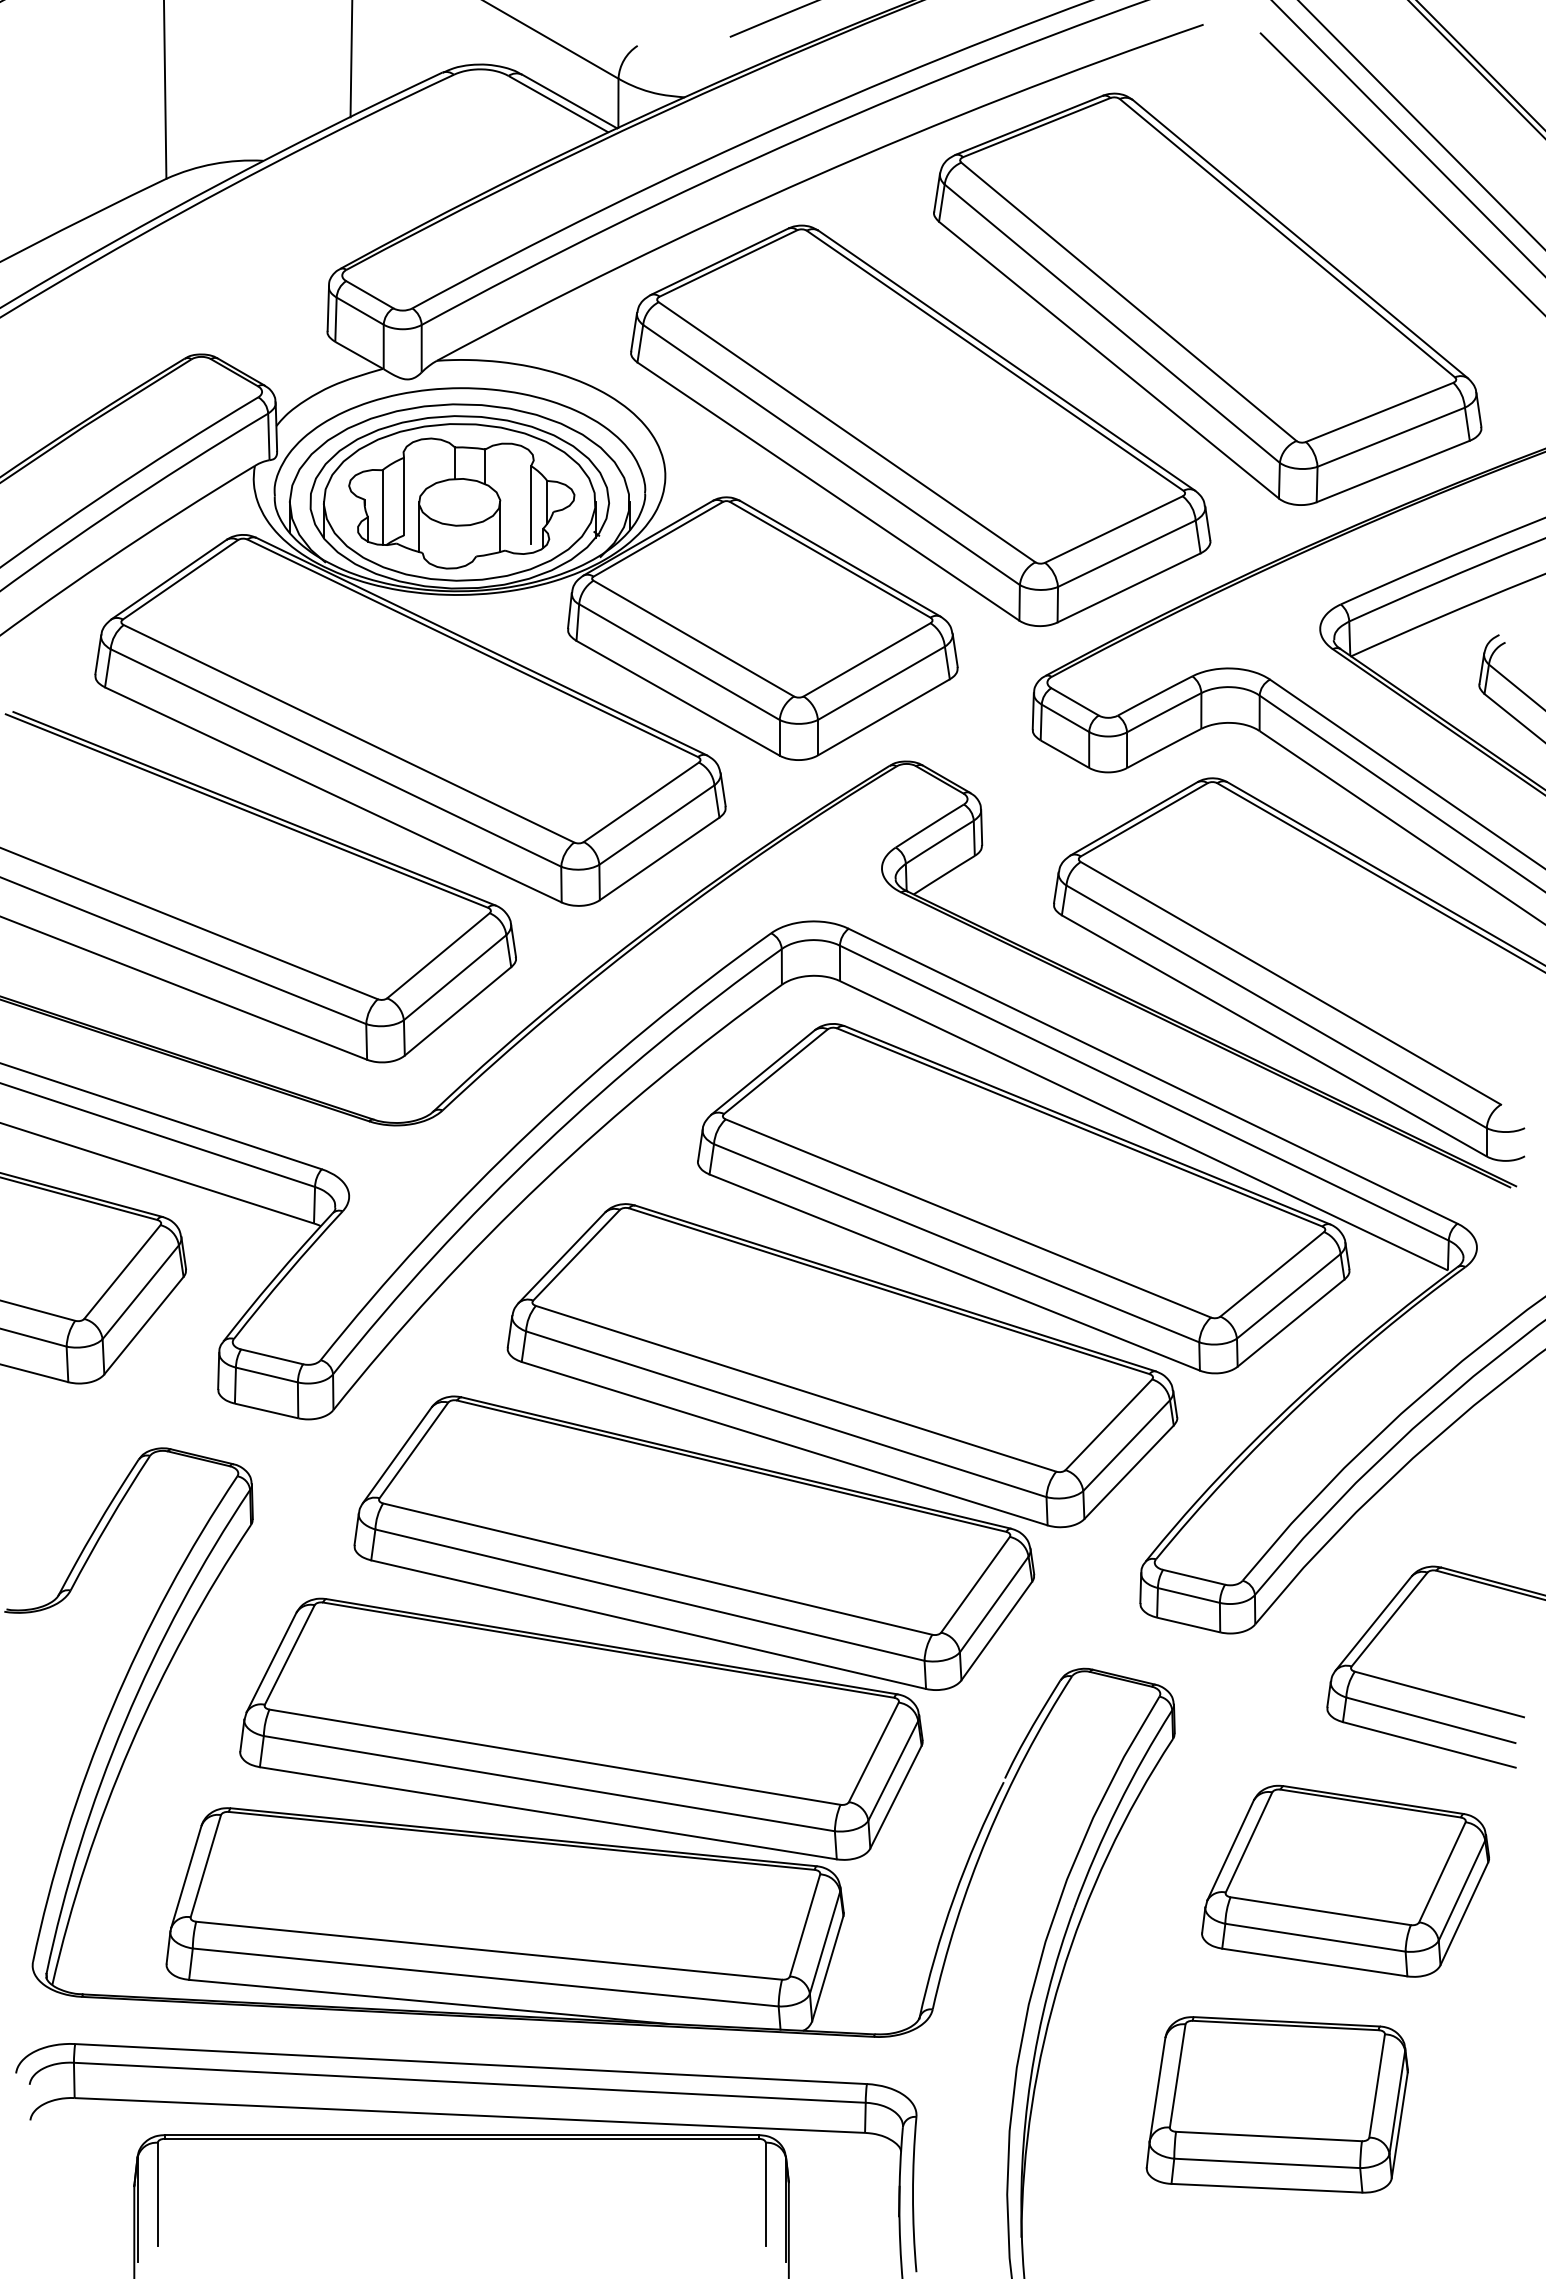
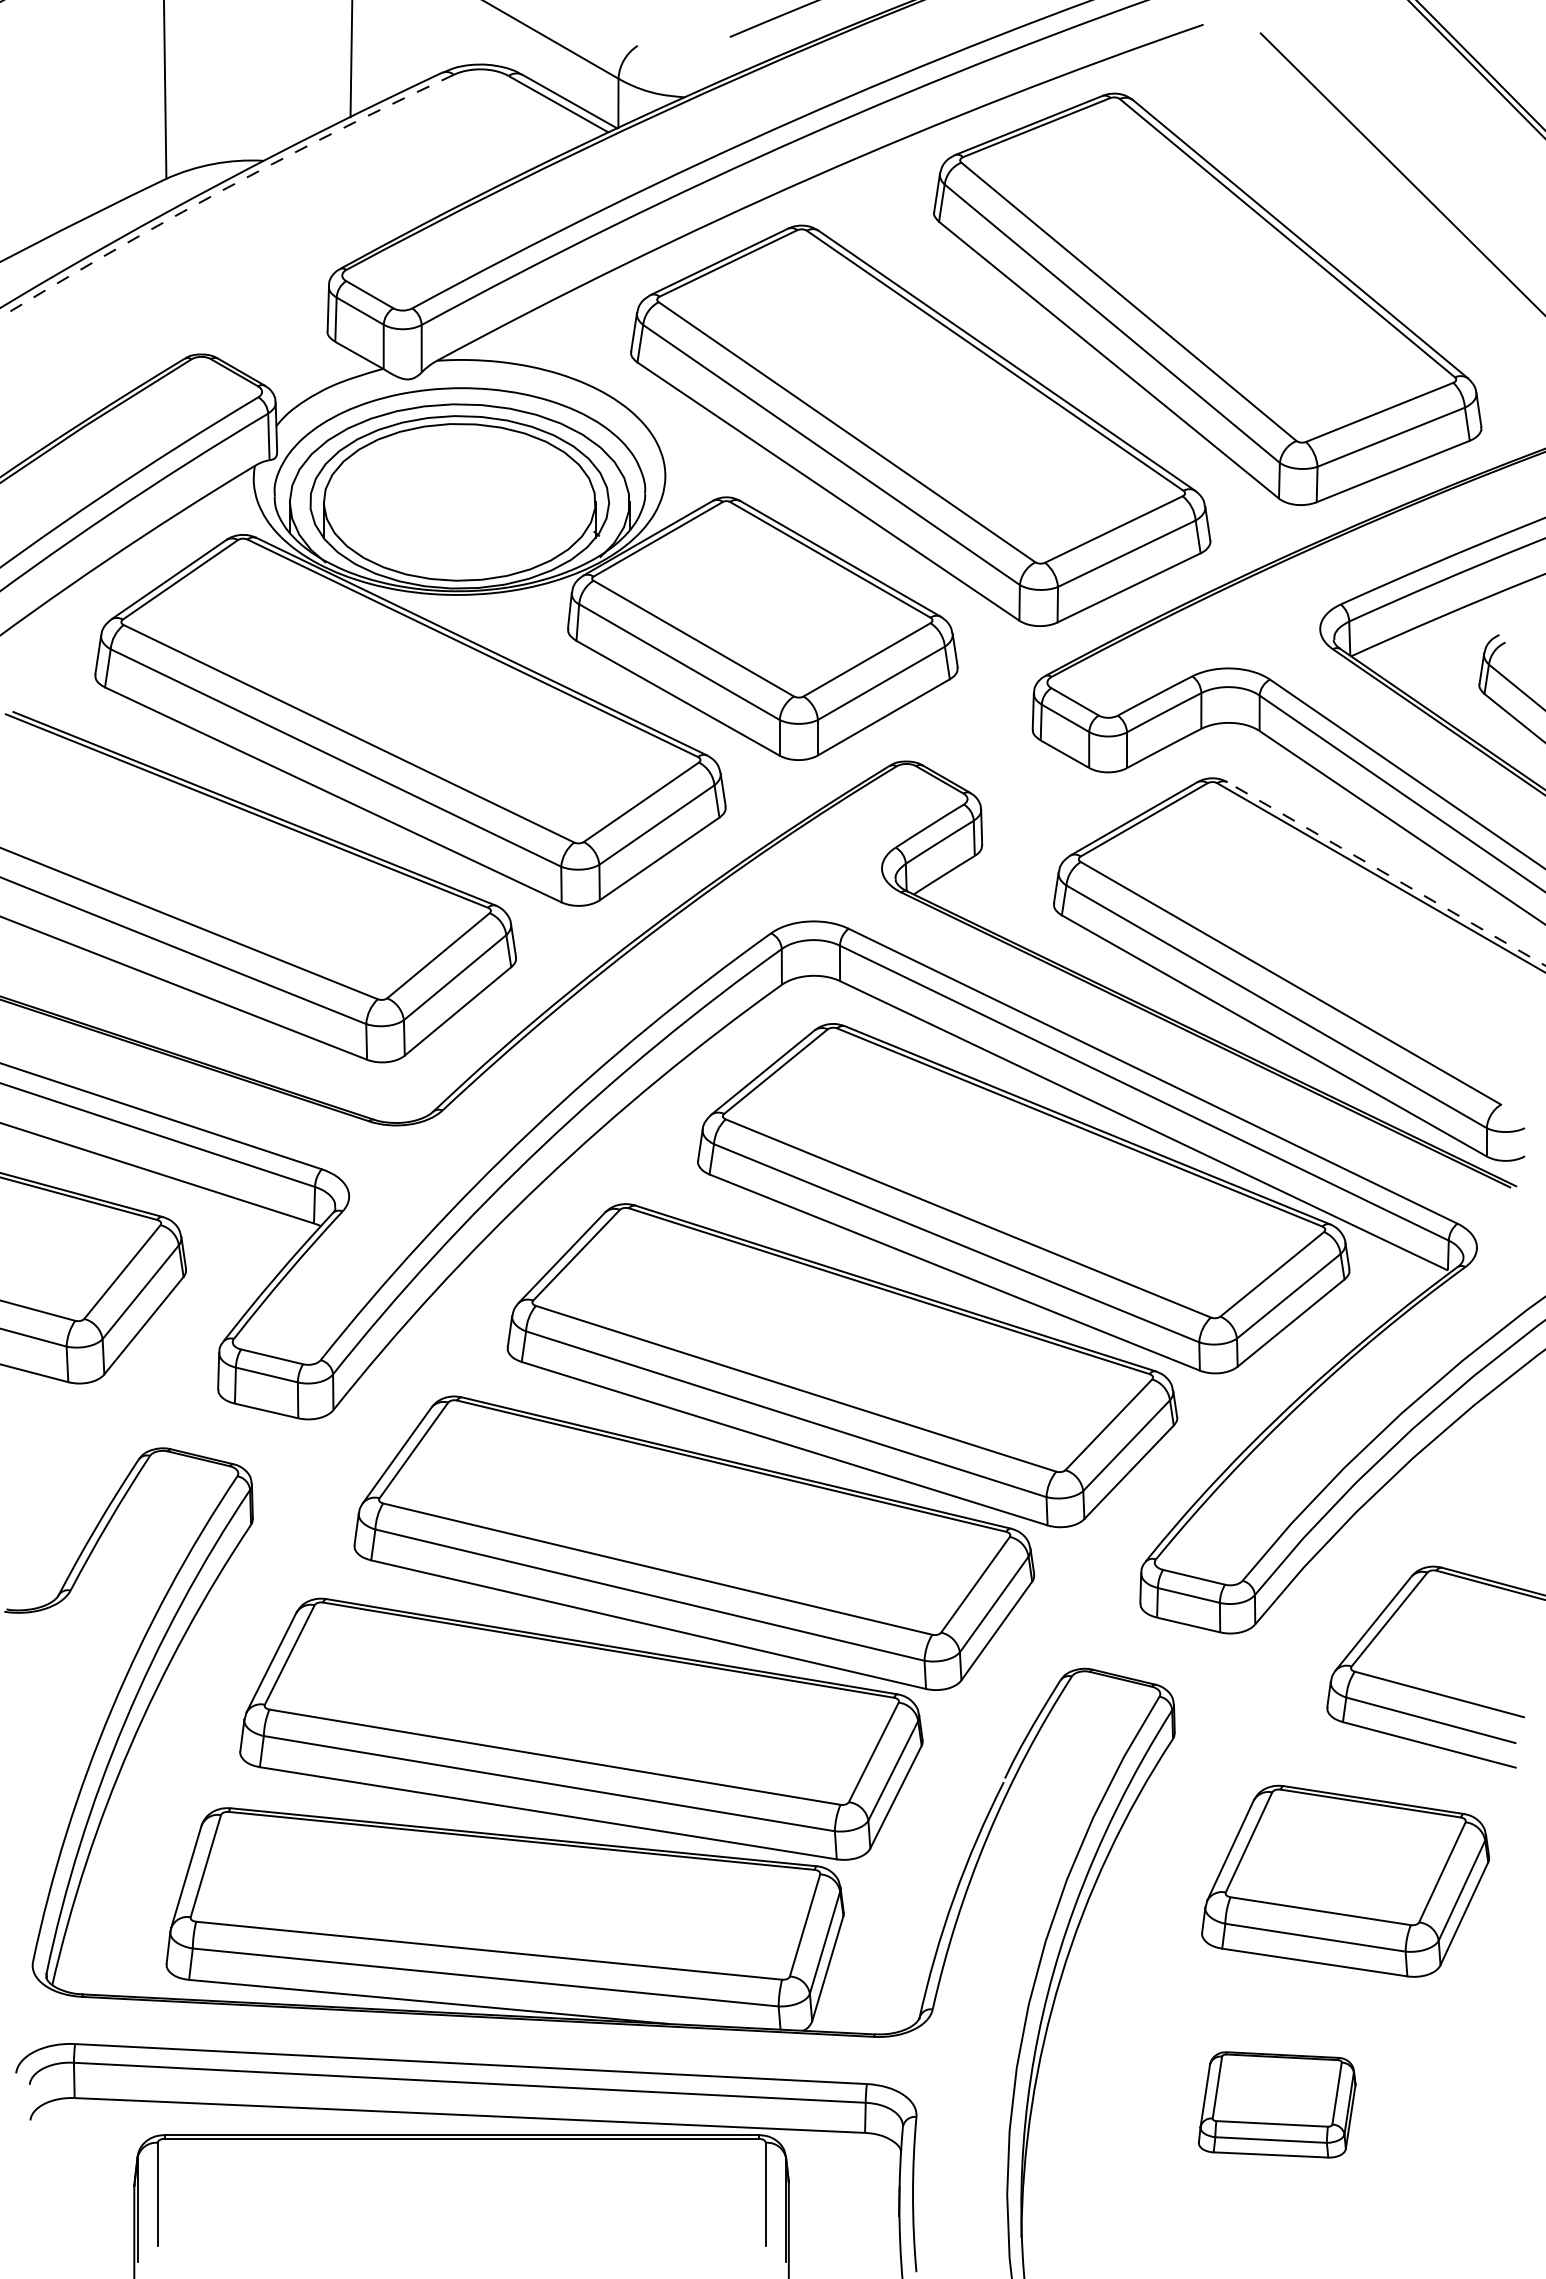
line: present -> none (1421, 124)
line: present -> none (1407, 138)
arc: solid -> dashed (223, 190)
part: present -> none (461, 503)
line: solid -> dashed (1386, 874)
part size: 264x178 px -> 160x108 px (1276, 2104)
